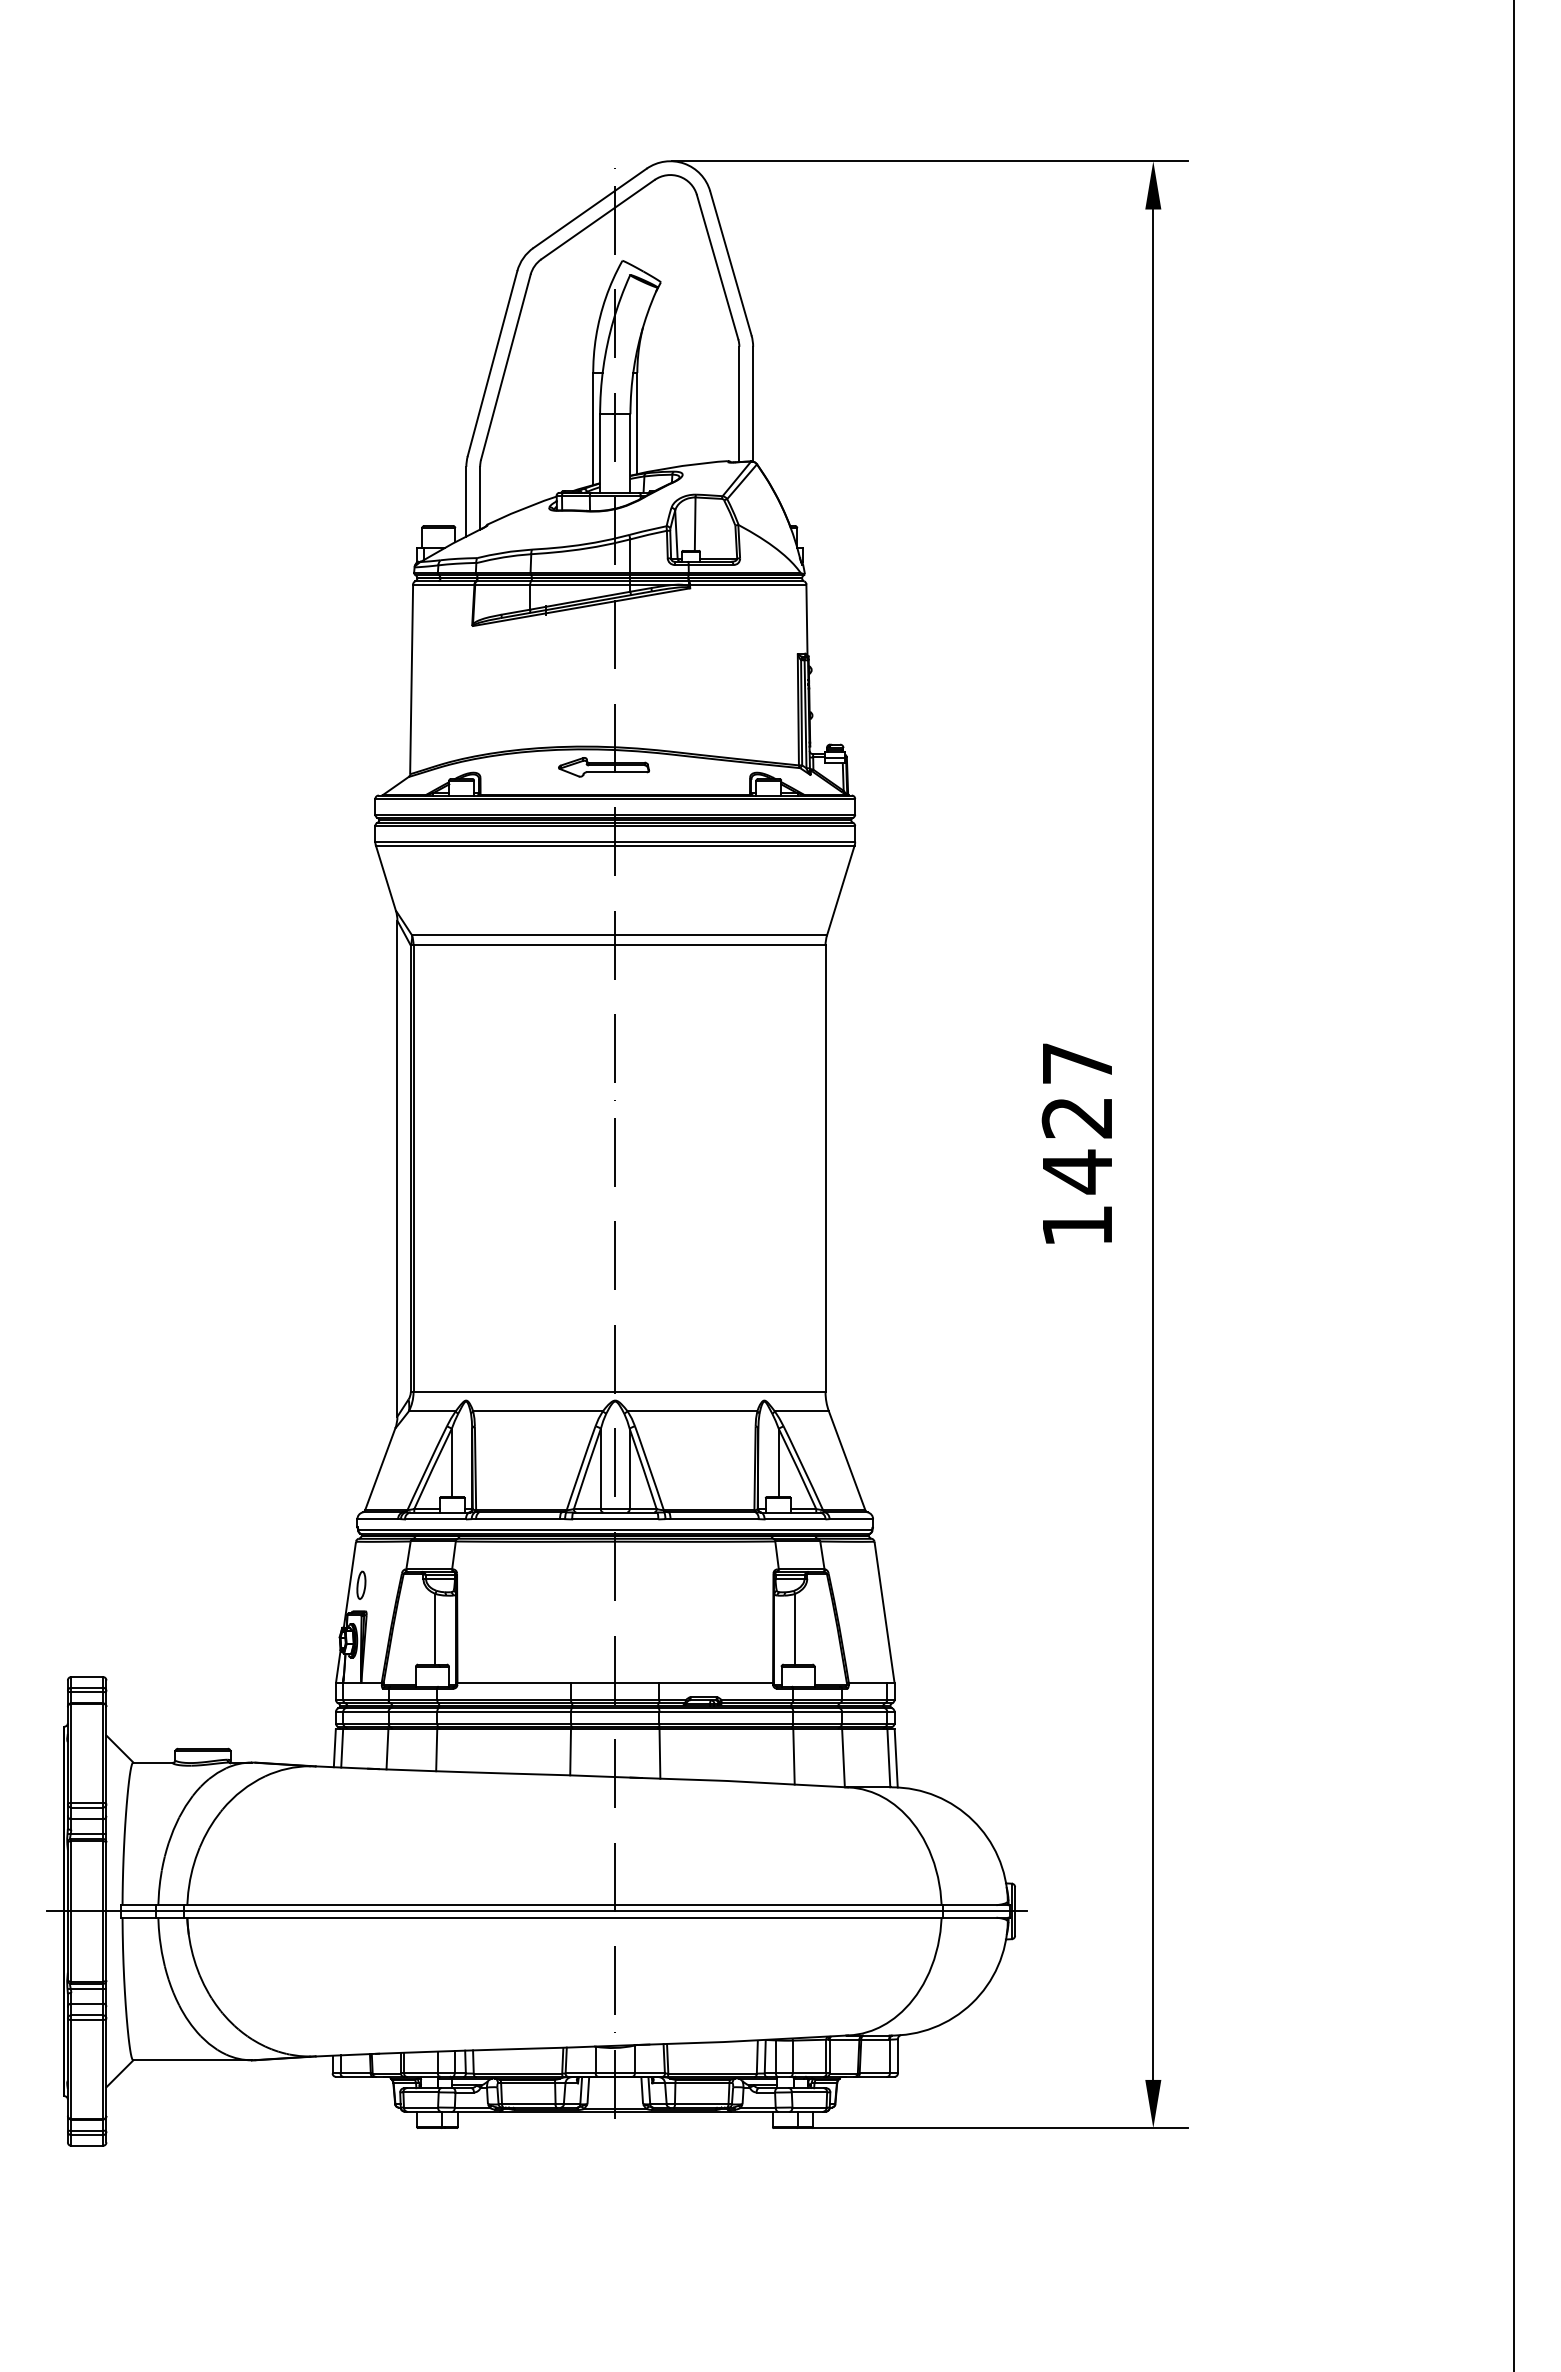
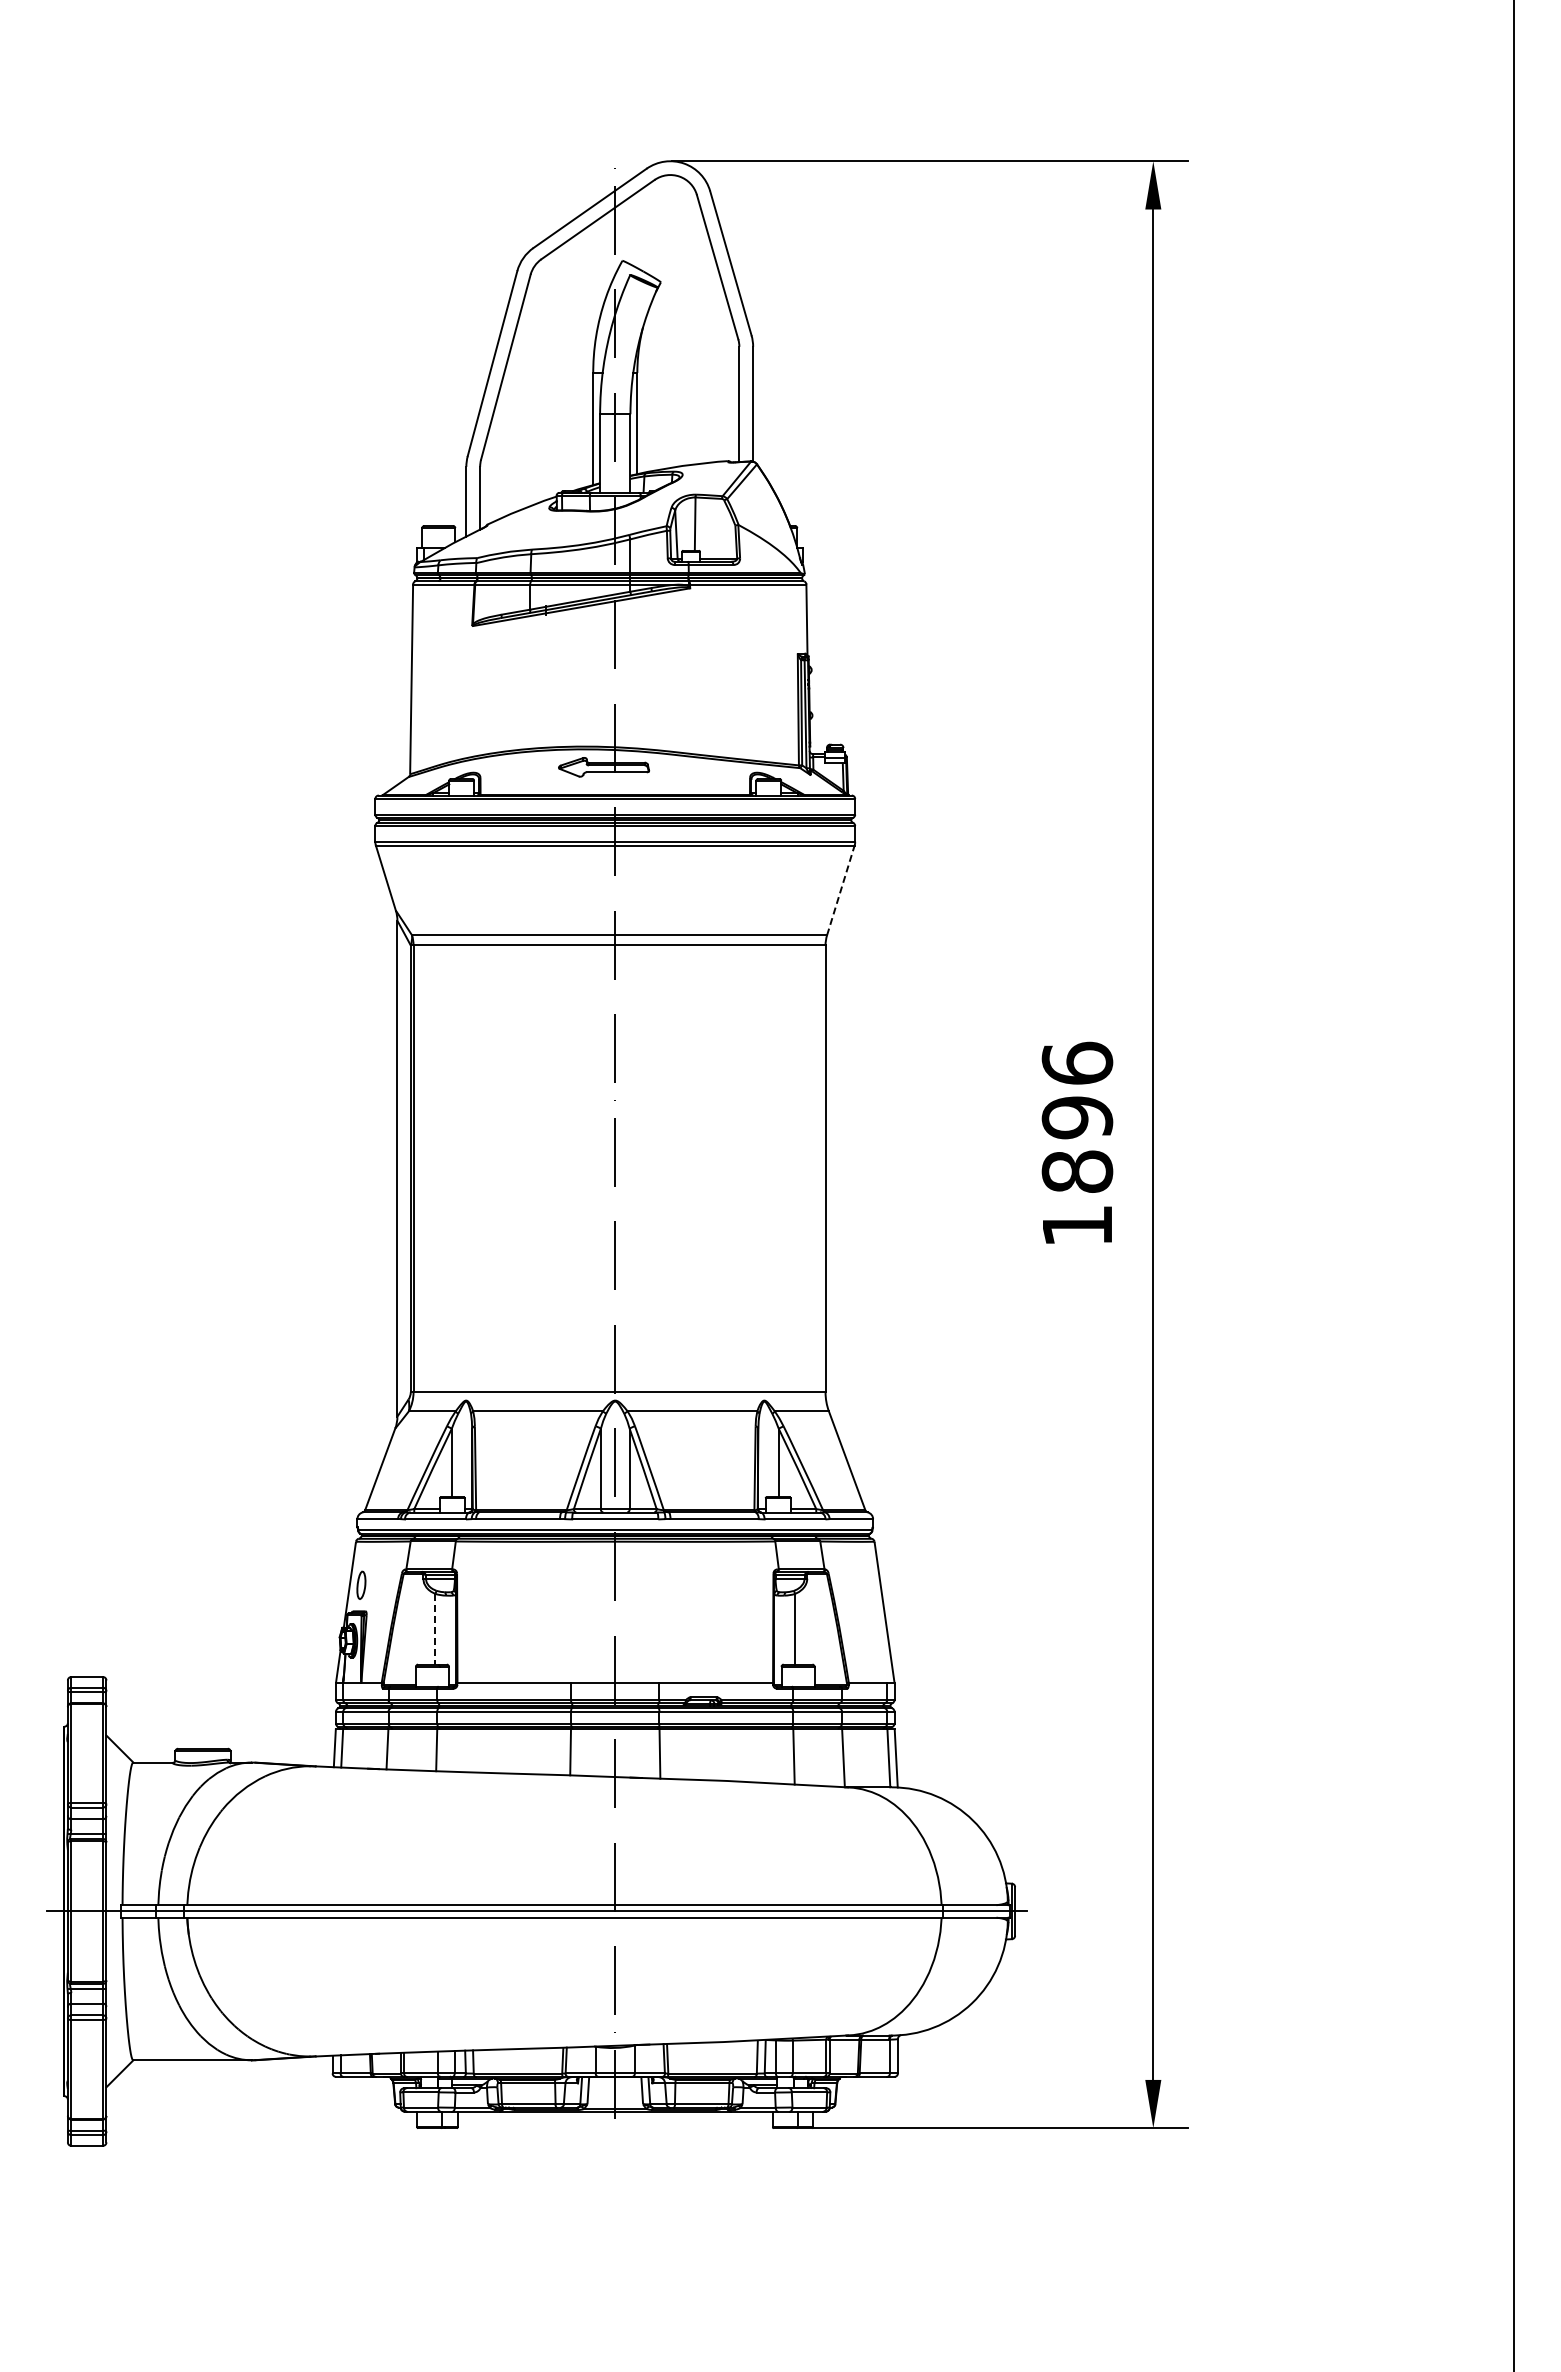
line: solid -> dashed (840, 890)
text: 1427 -> 1896 (1077, 1117)
line: solid -> dashed (435, 1629)
